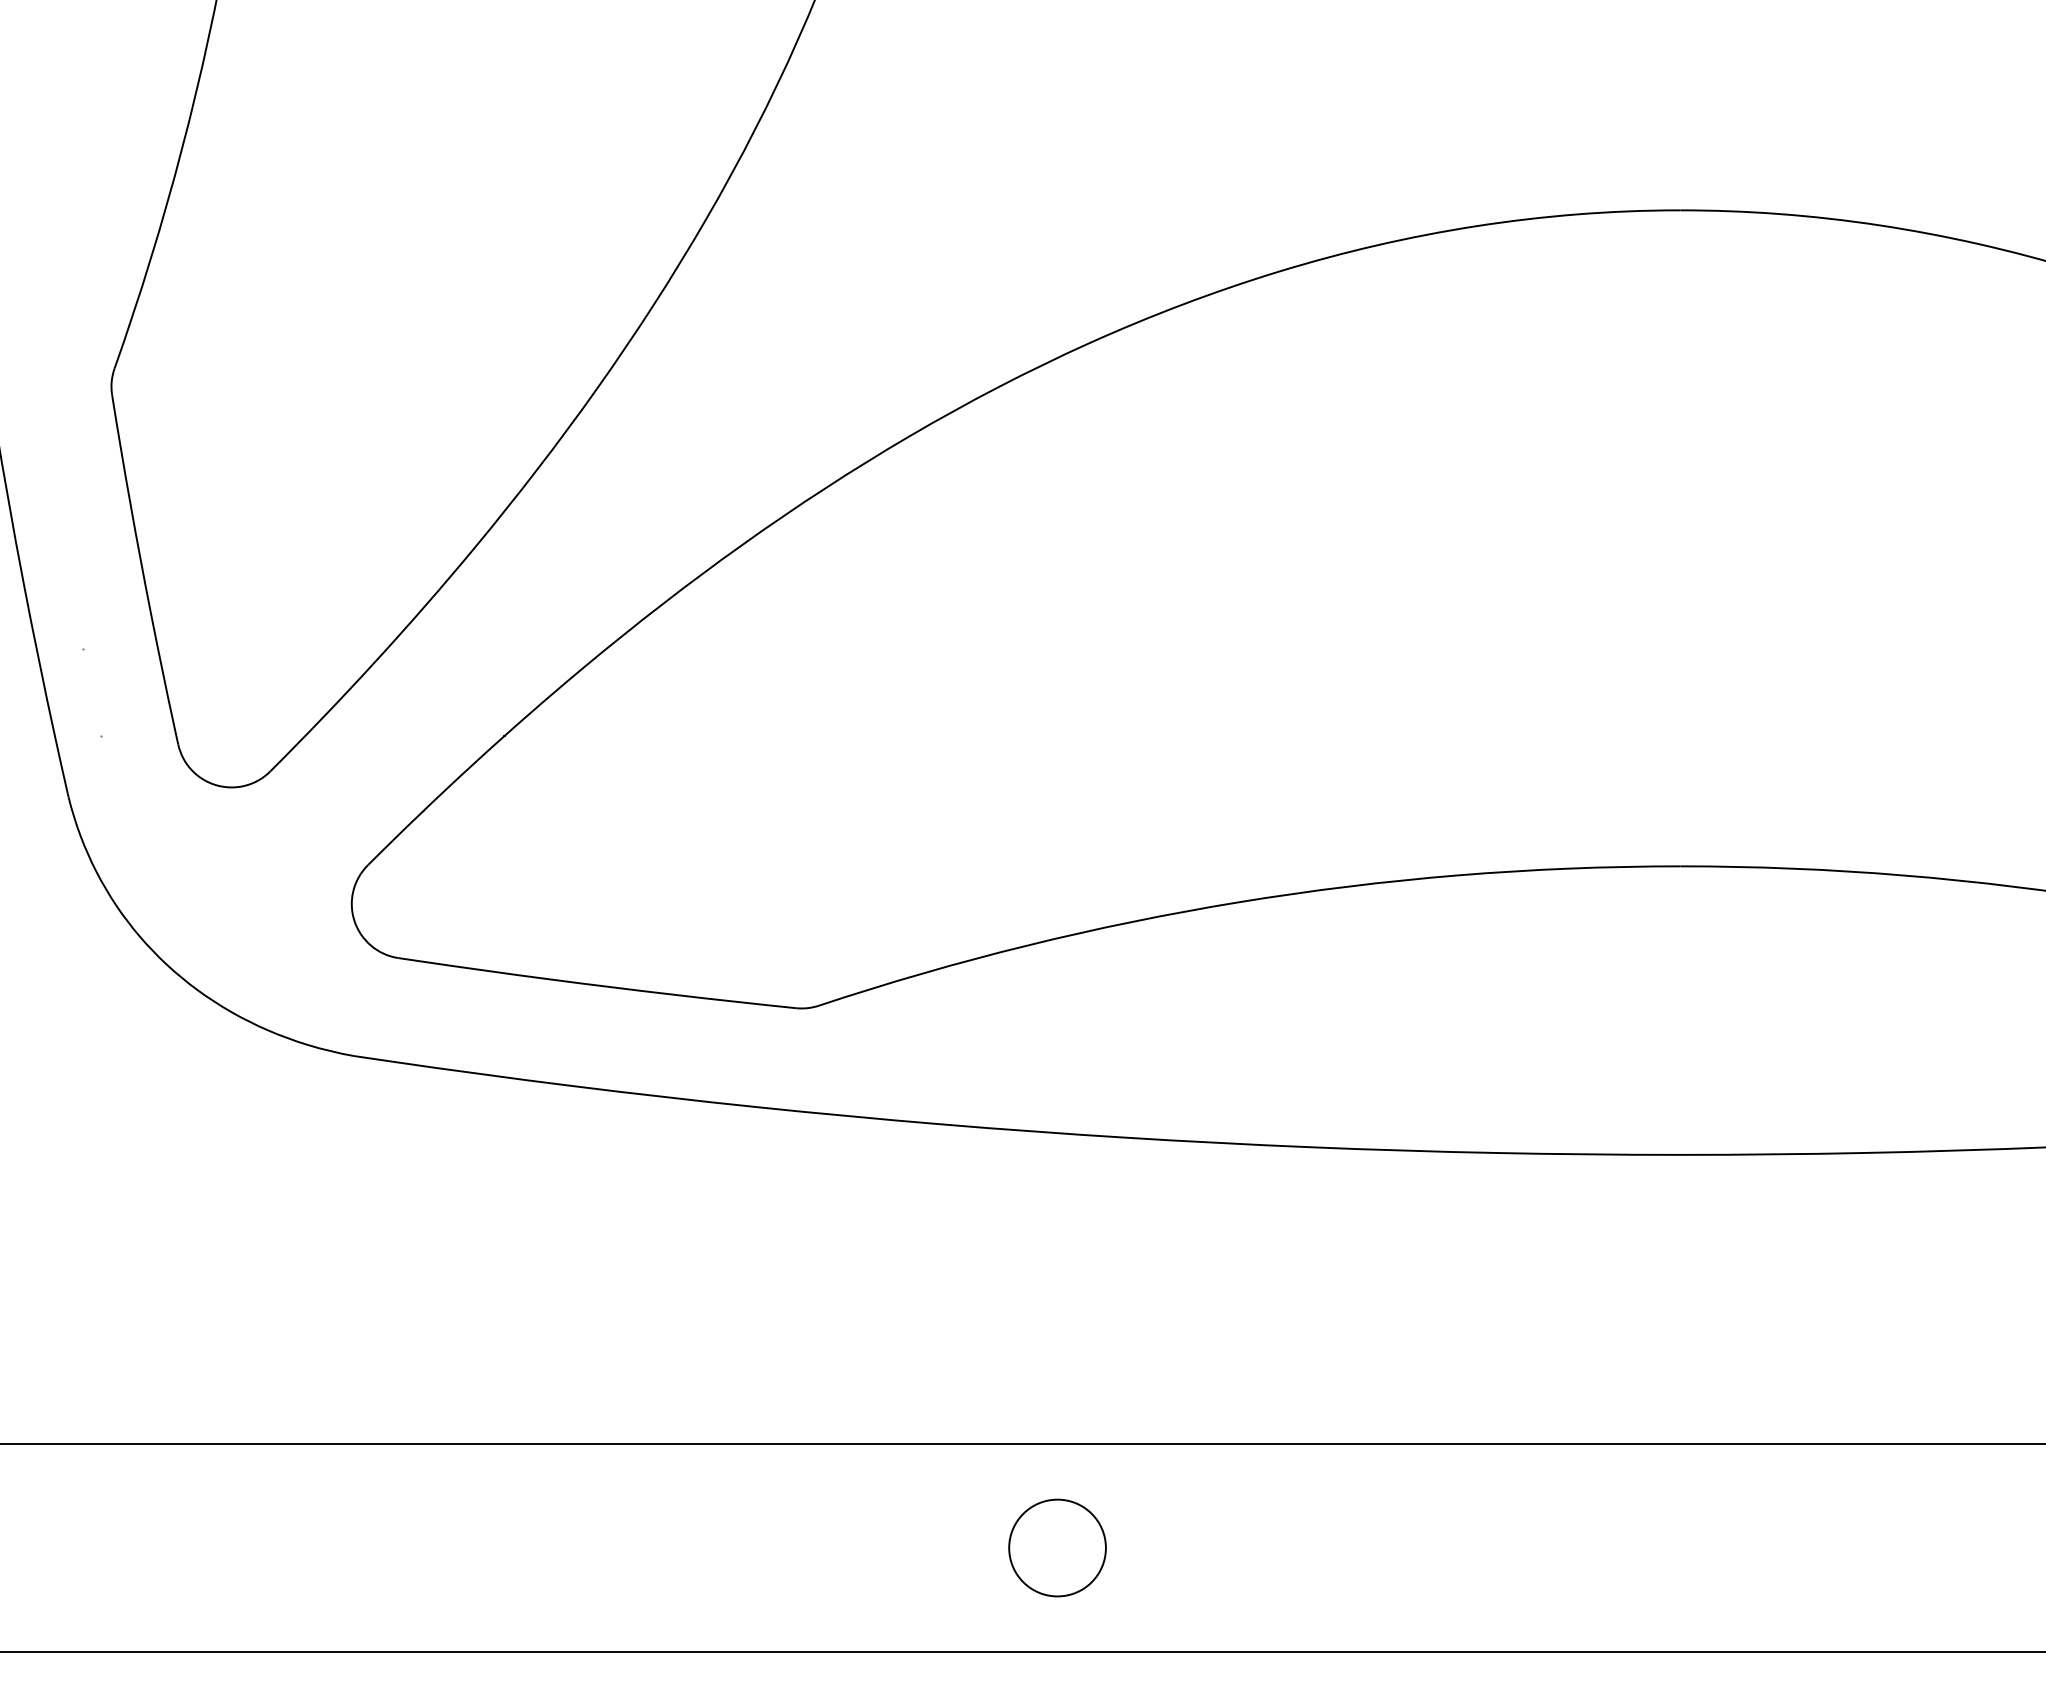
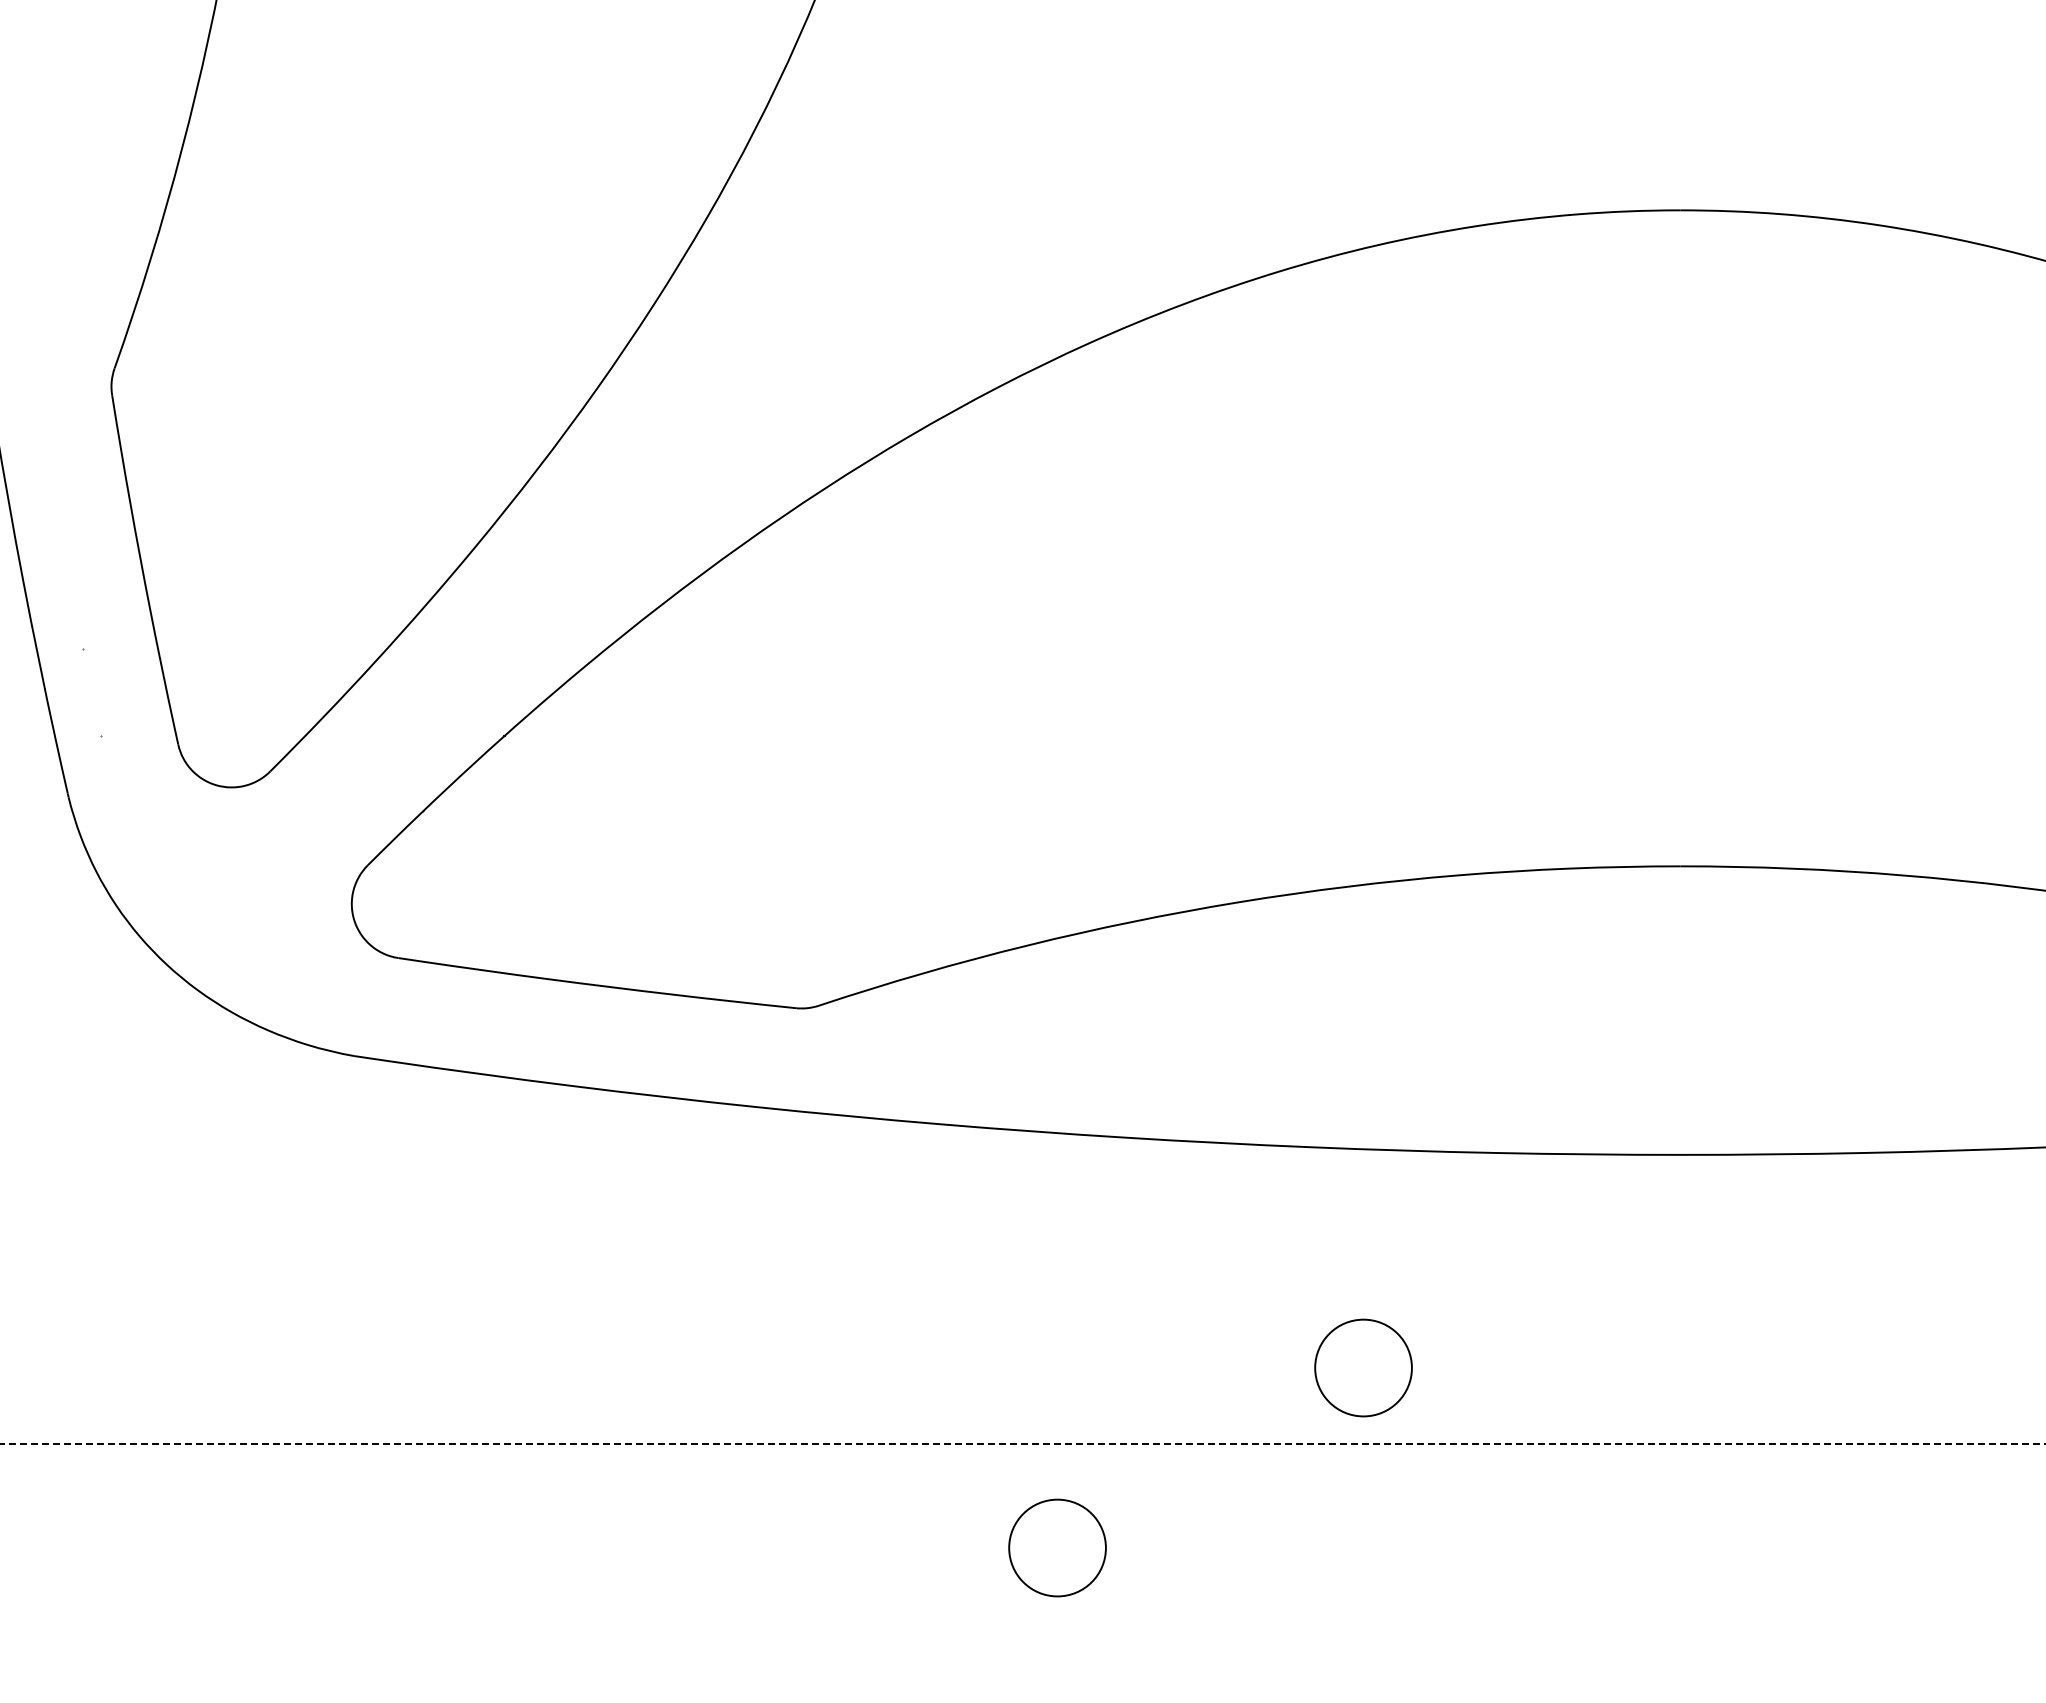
circle: none -> present (1363, 1367)
line: solid -> dashed (1022, 1444)
line: present -> none (1022, 1651)
